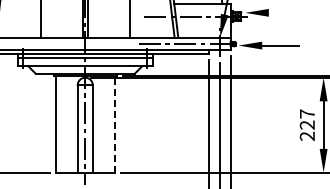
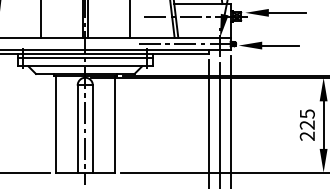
line: none -> present (286, 12)
text: 227 -> 225 (307, 113)
line: dashed -> solid (114, 123)
